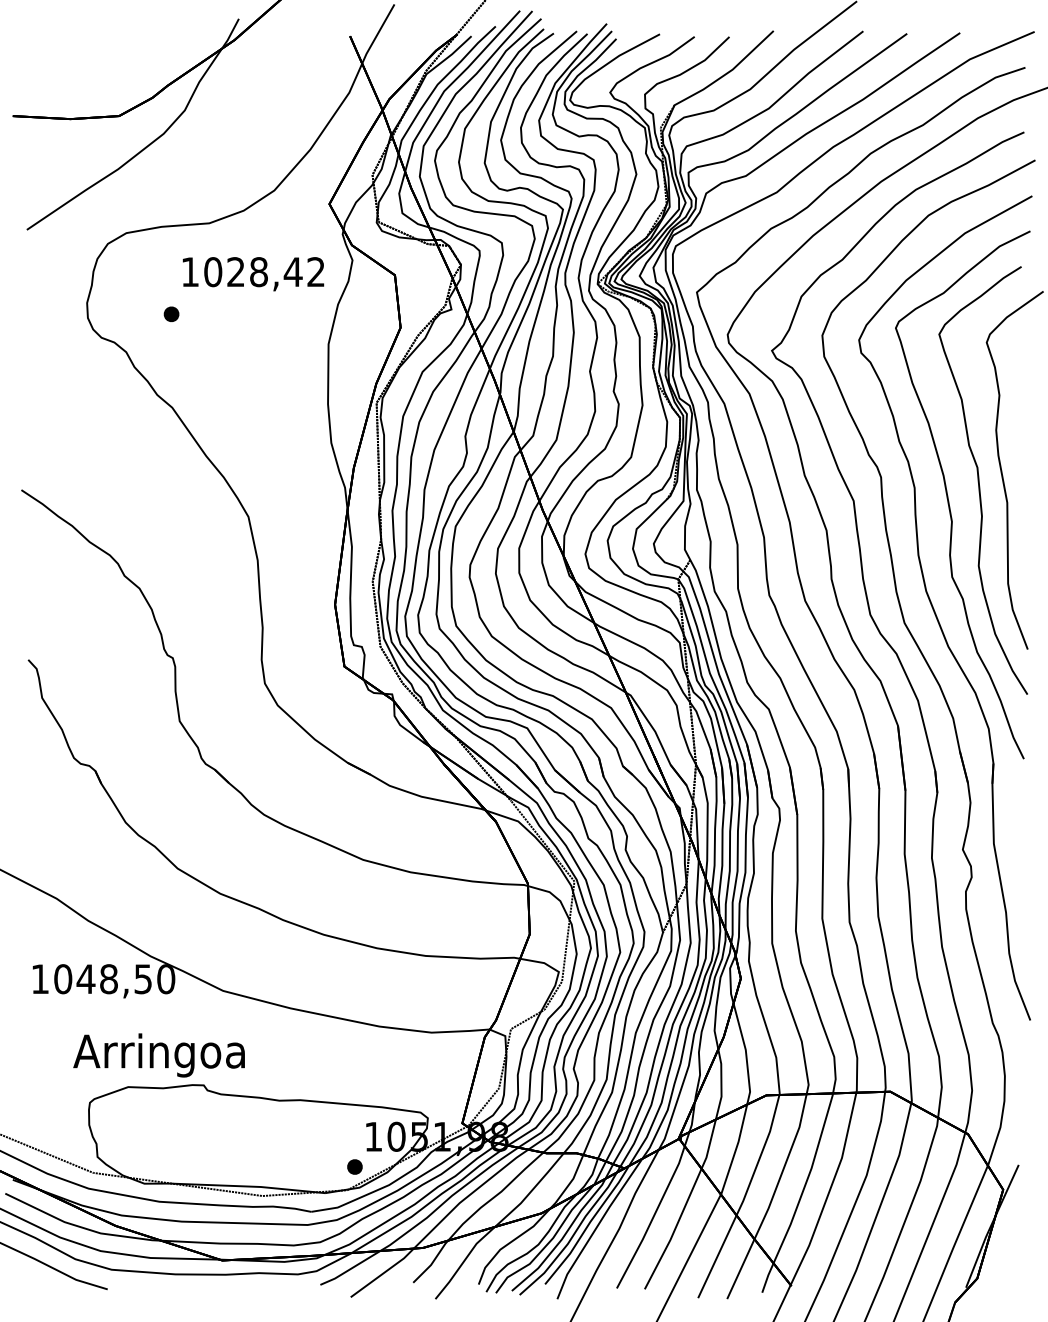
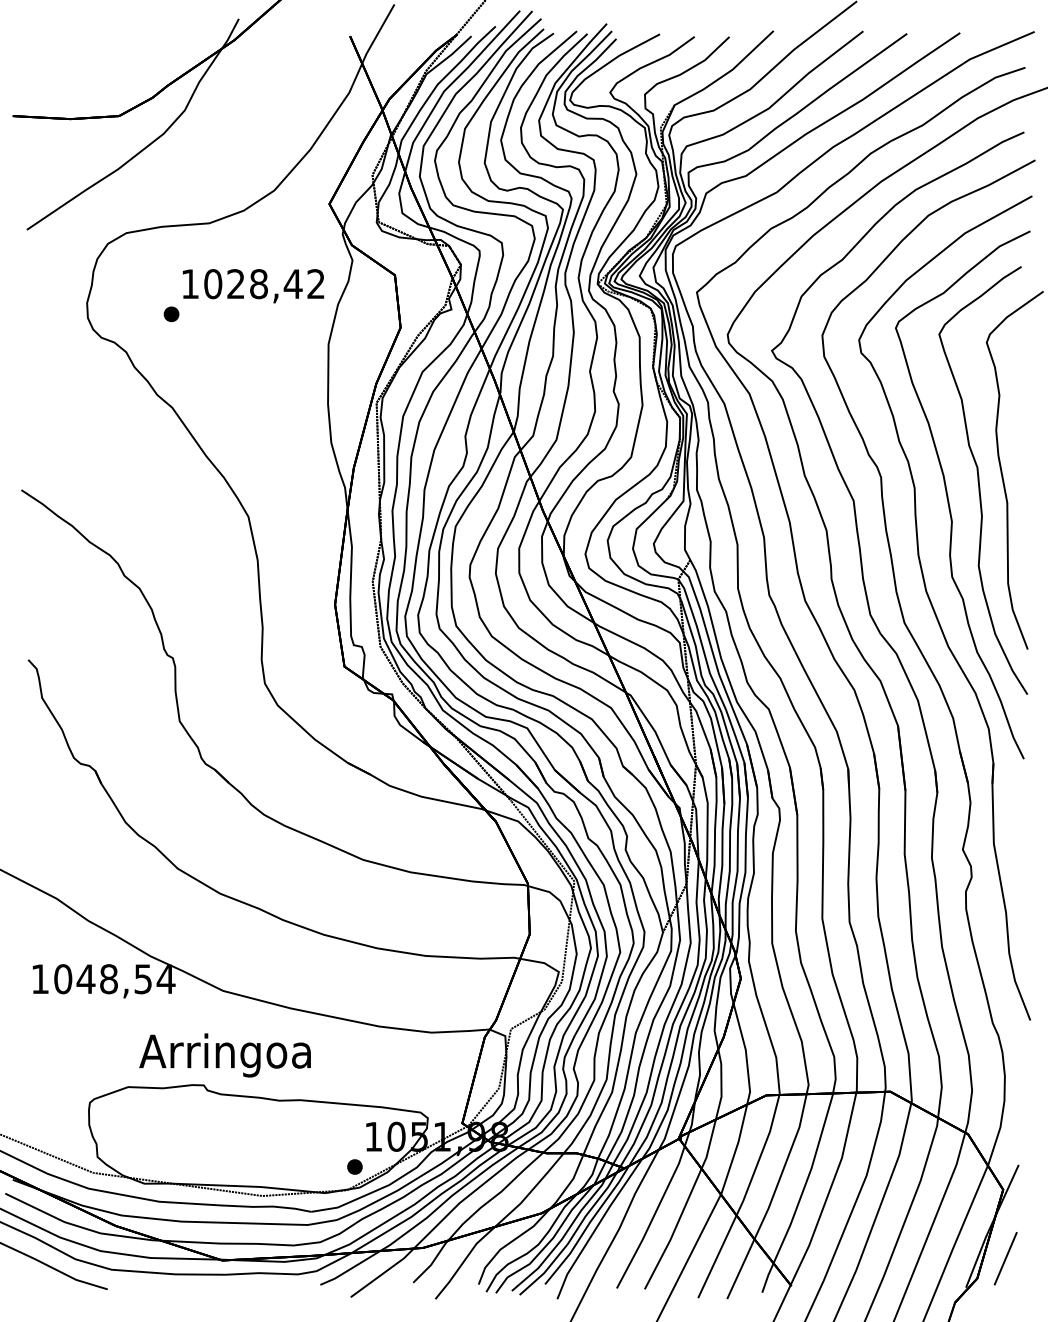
text position: (253, 274) -> (253, 286) (253, 286)
text: 1048,50 -> 1048,54 (165, 979)
text position: (158, 1055) -> (224, 1055) (224, 1055)
line: none -> present (1005, 1258)
